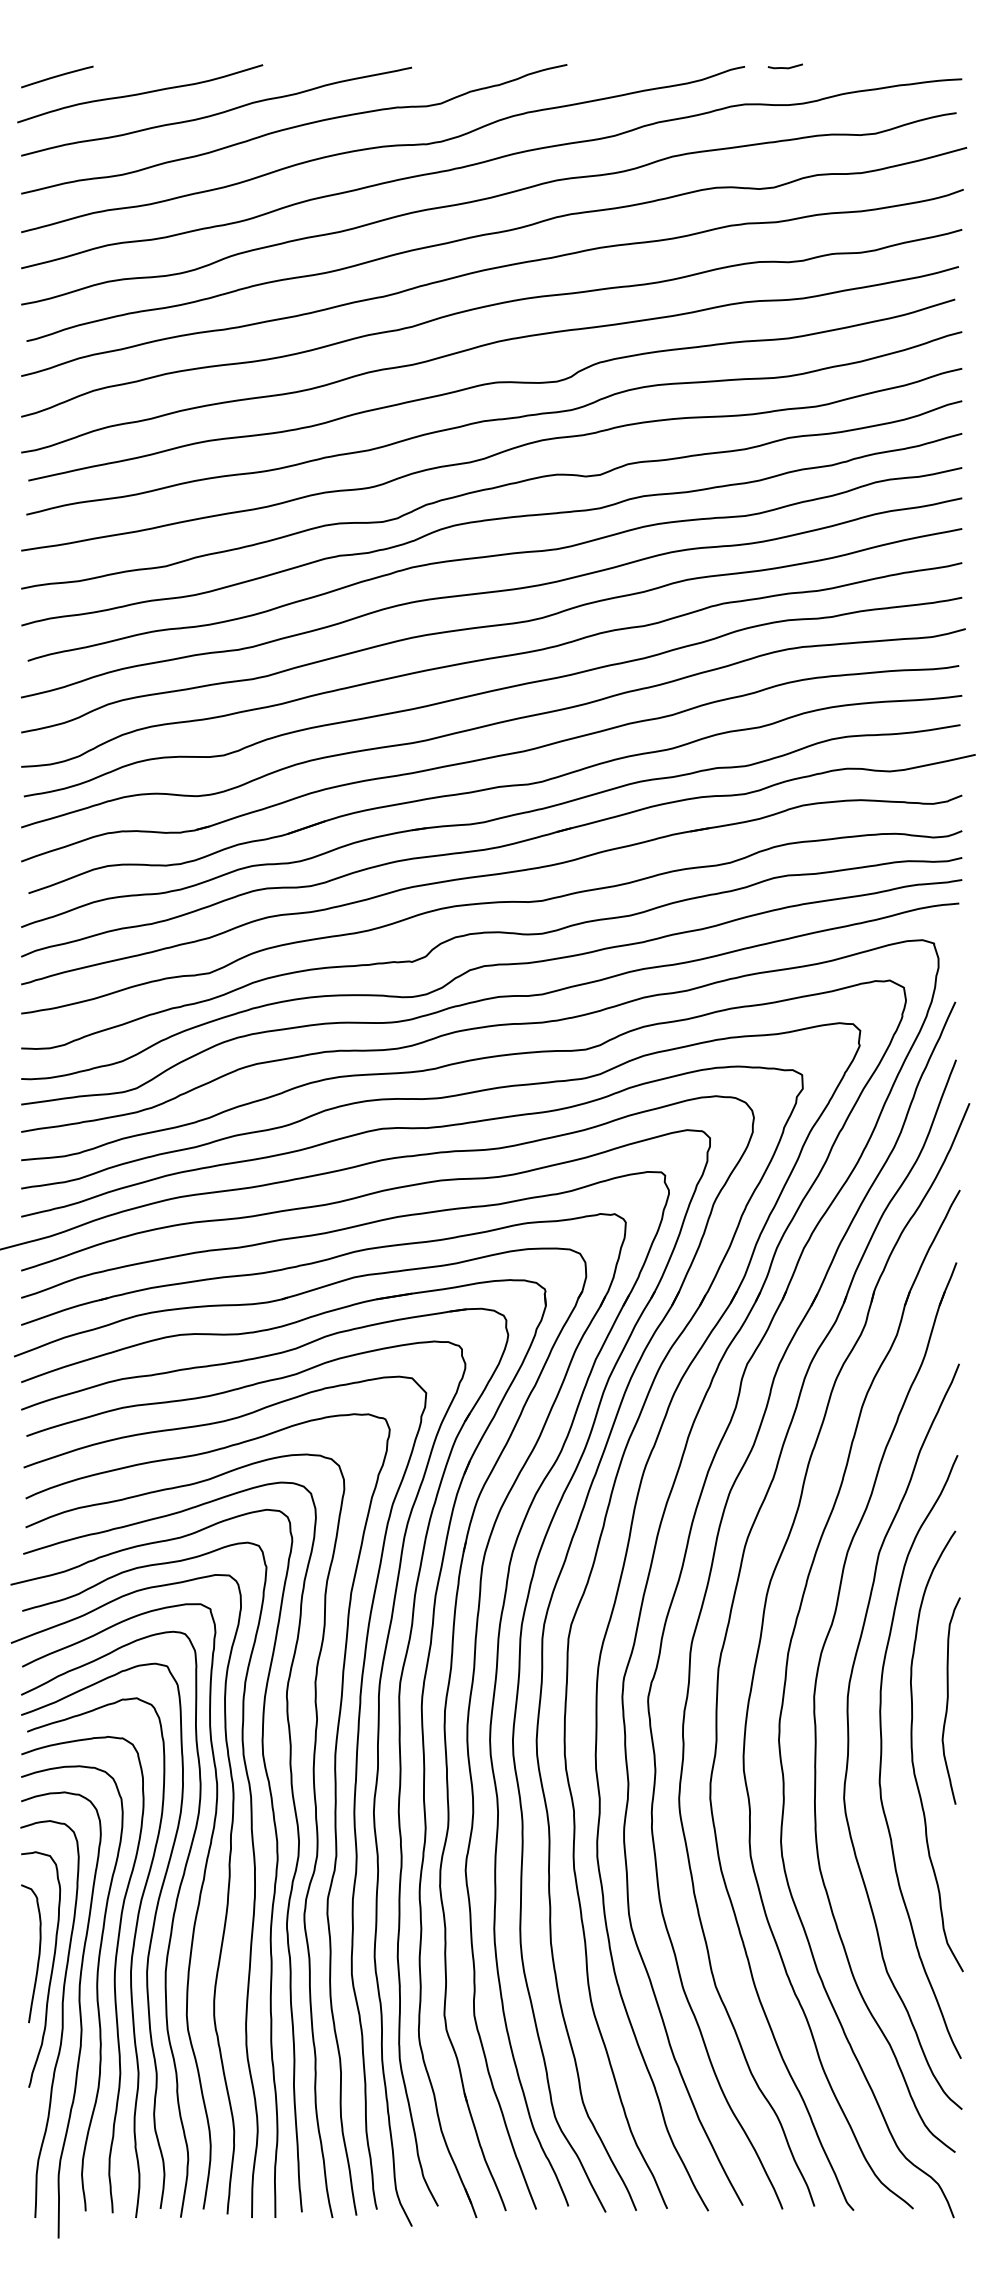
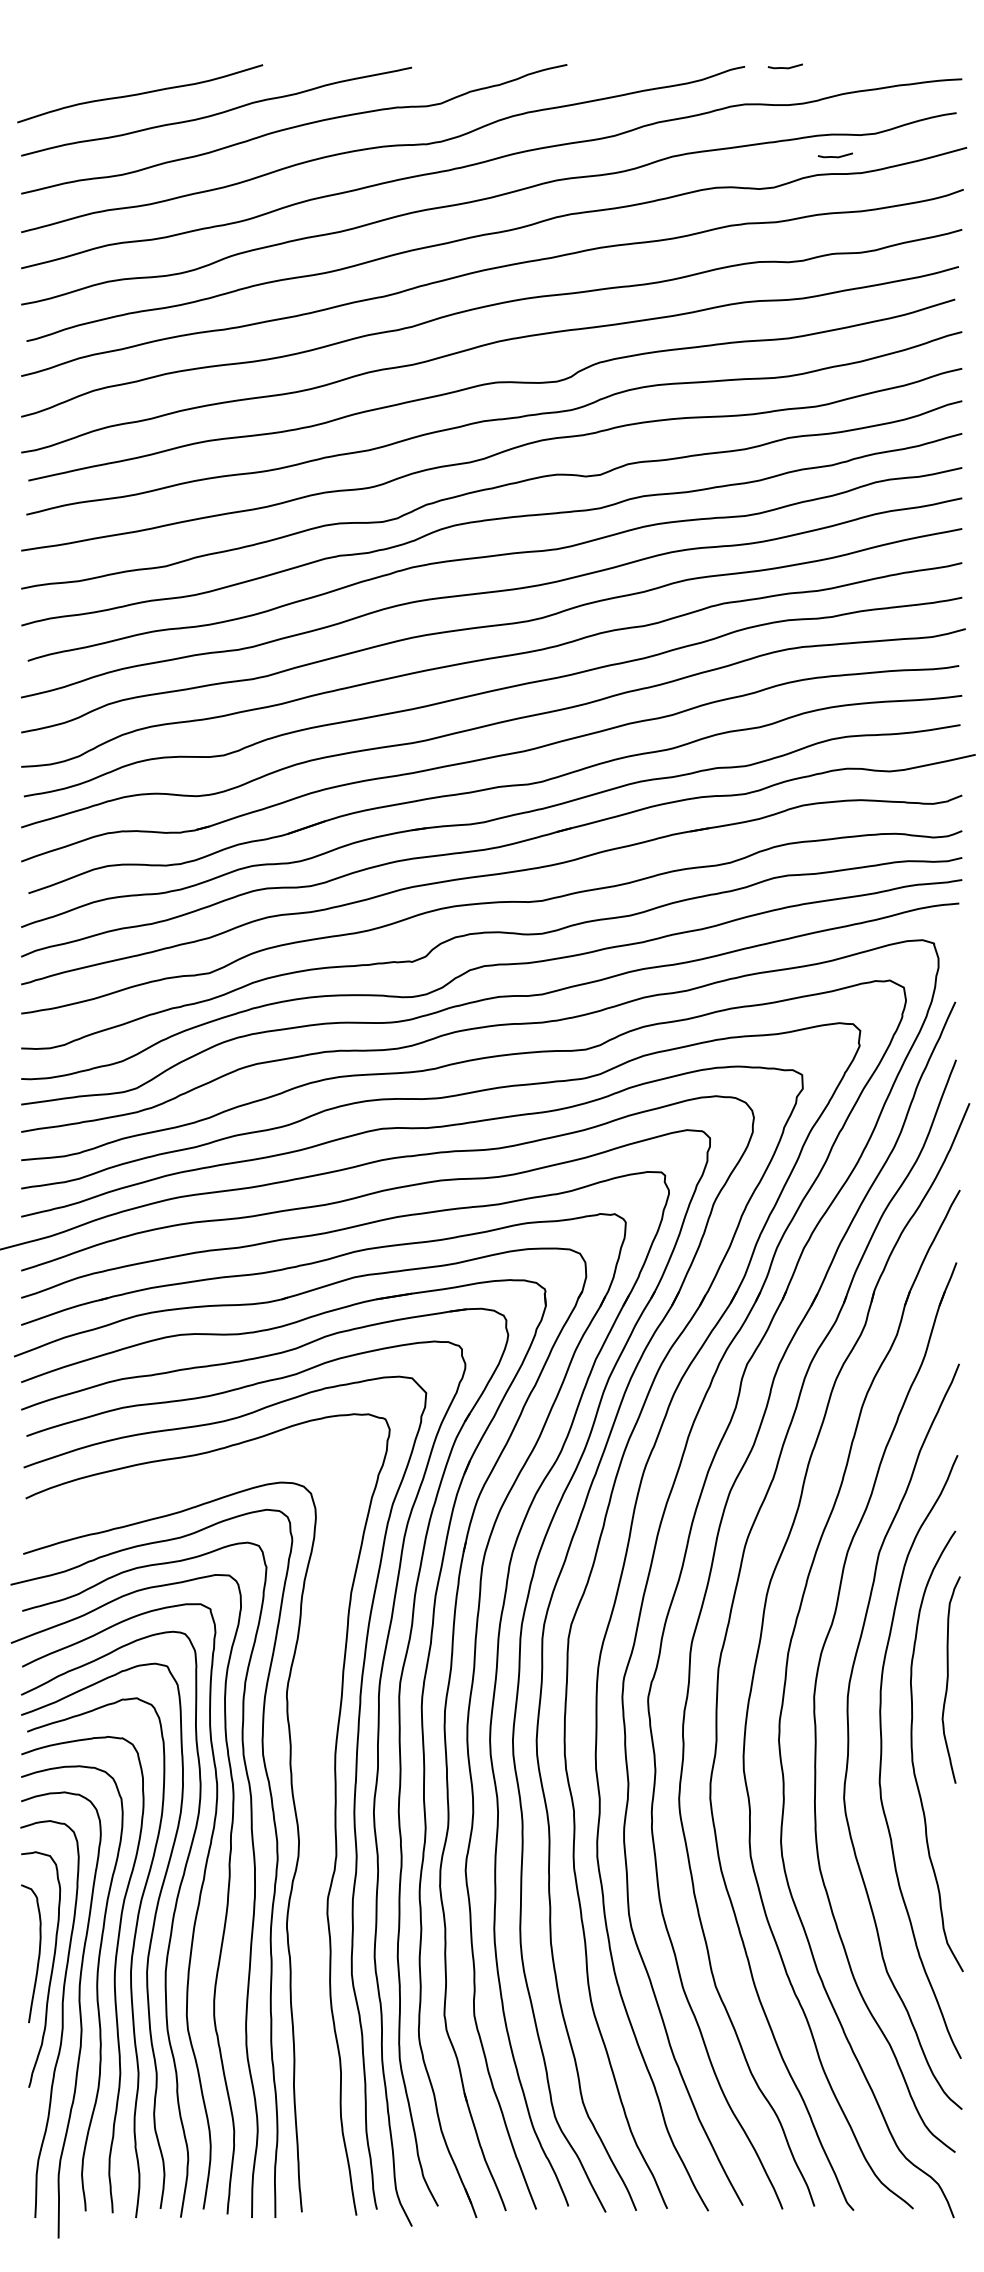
line: present -> none (57, 76)
line: none -> present (834, 156)
curve position: (948, 1700) -> (948, 1679) (948, 1679)
curve: present -> none (315, 1825)
